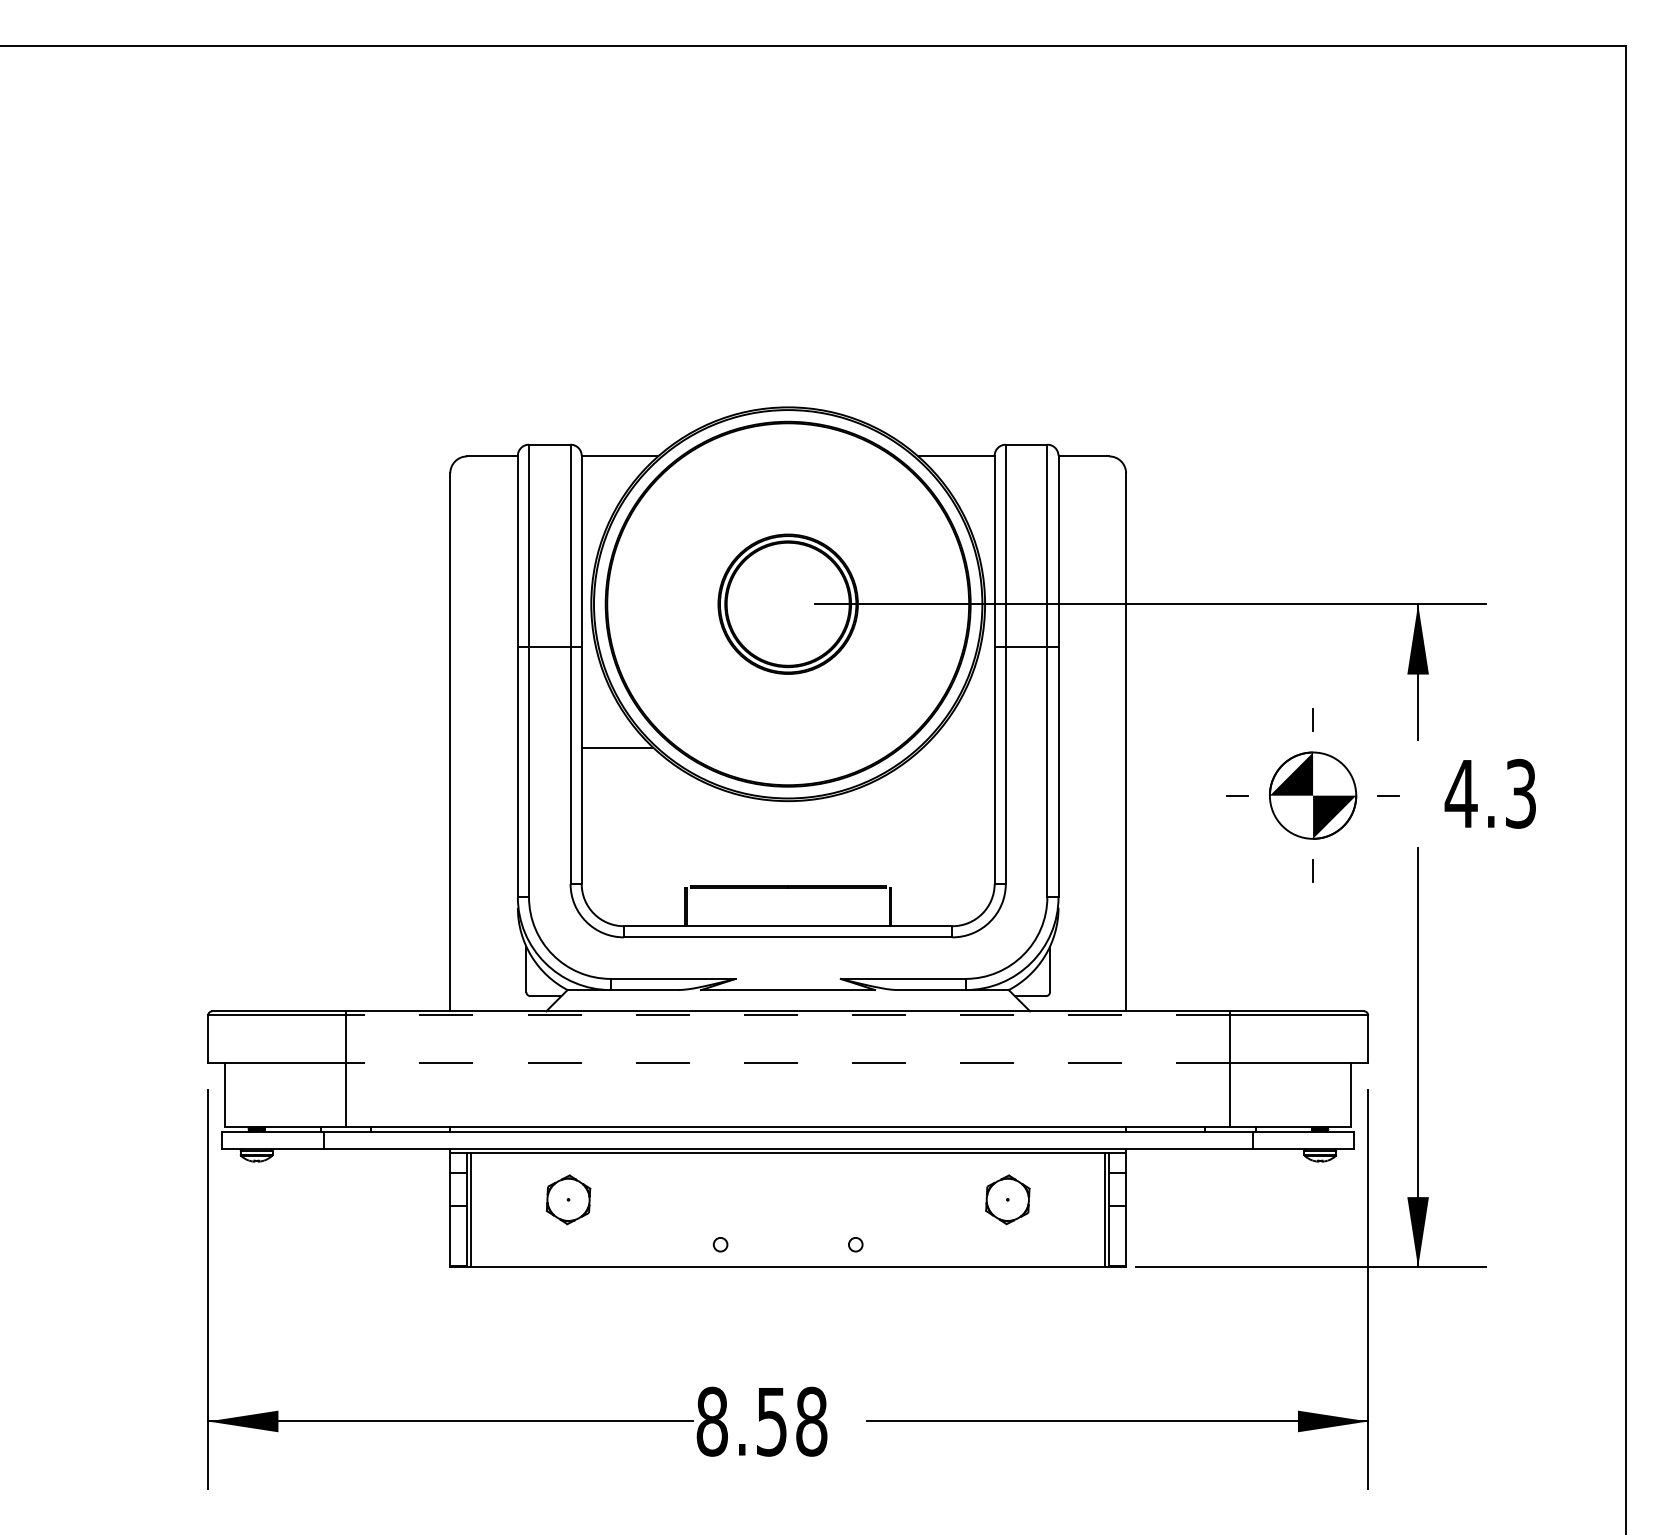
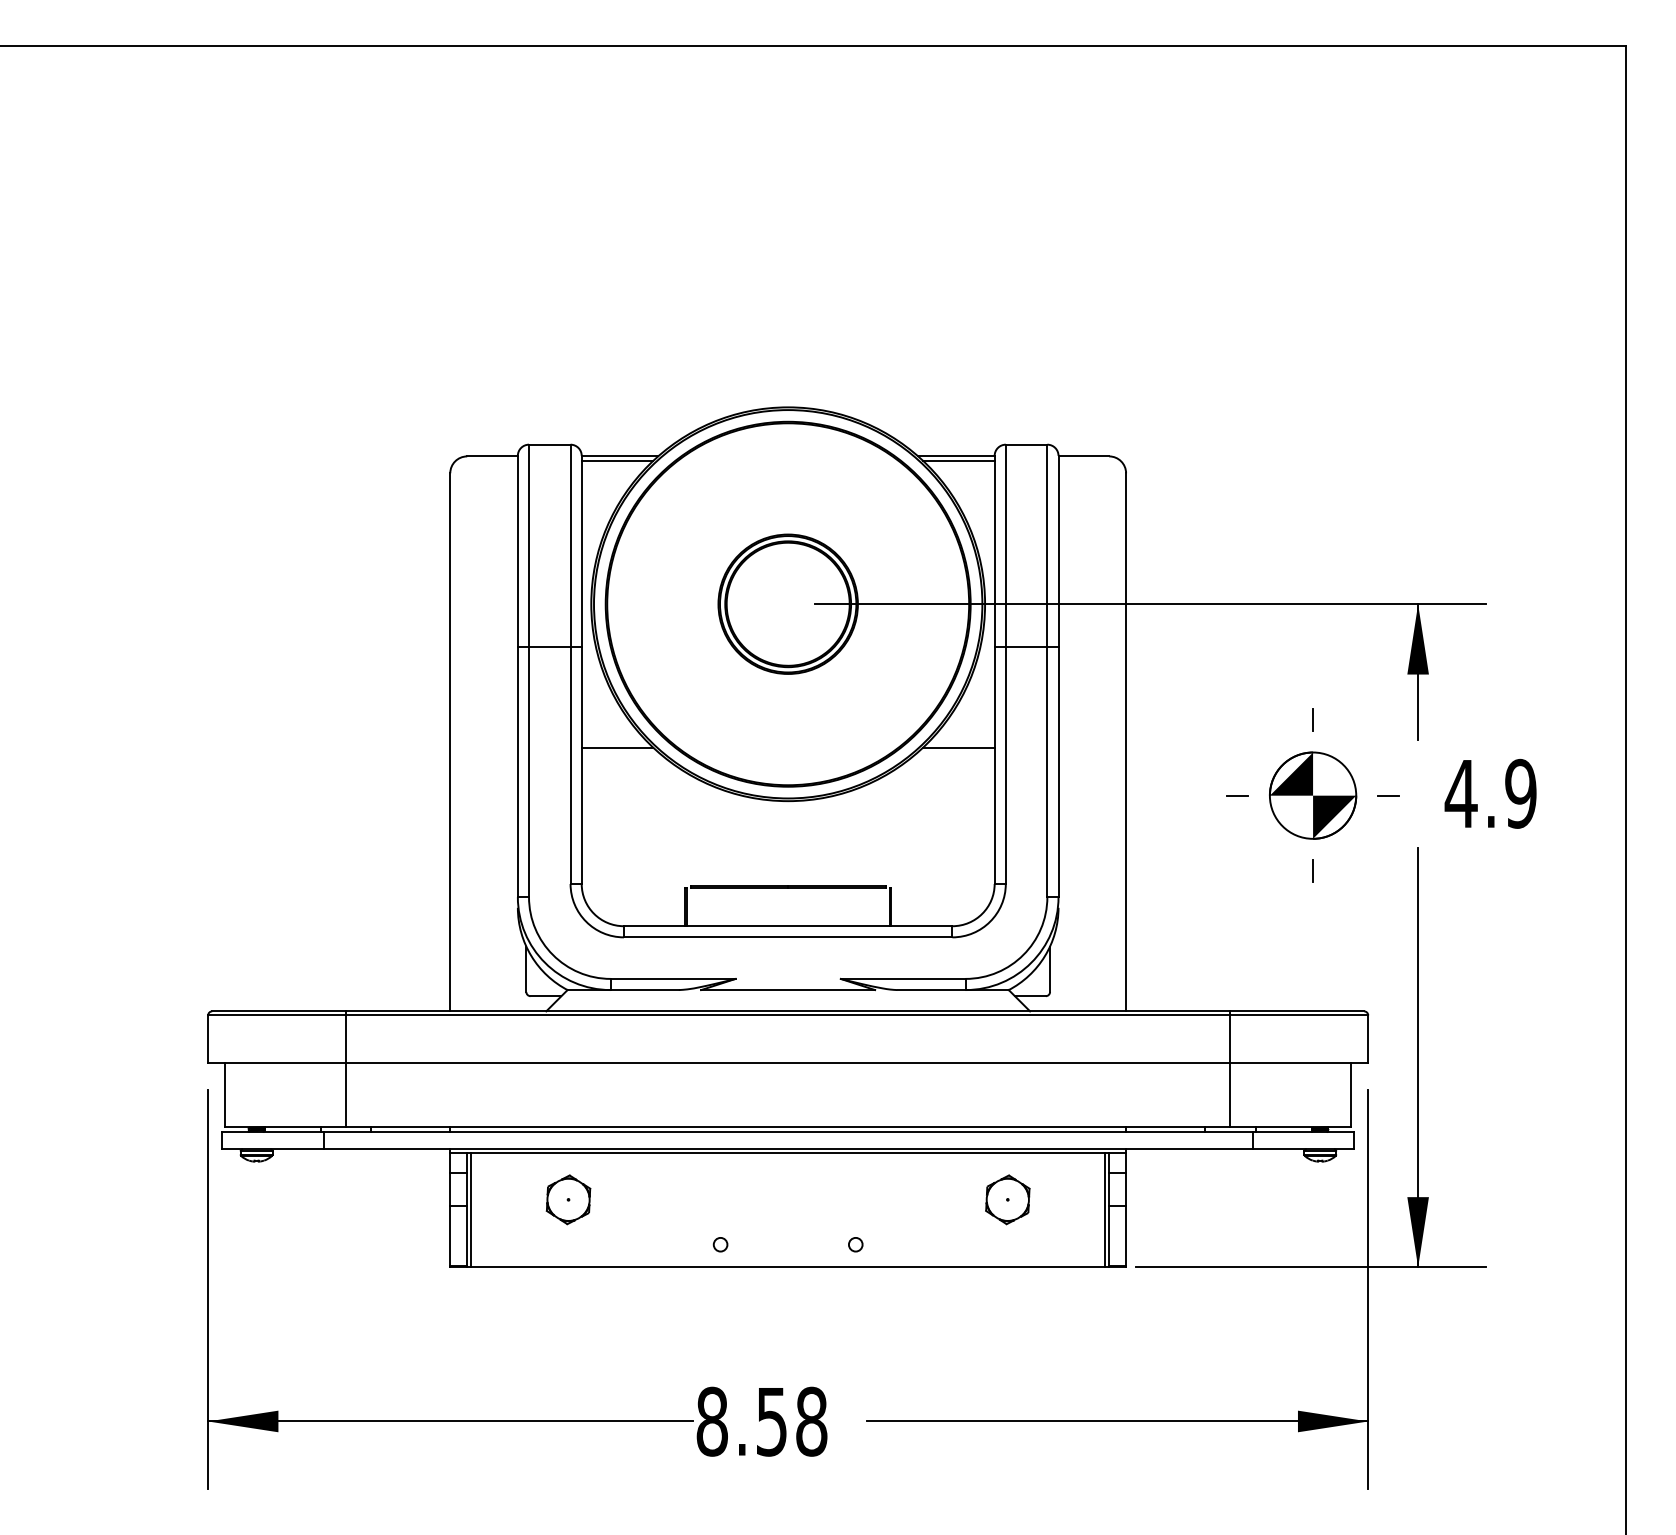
line: none -> present (617, 460)
line: none -> present (958, 460)
line: none -> present (958, 747)
text: 4.3 -> 4.9 (1520, 793)
line: dashed -> solid (787, 1015)
line: dashed -> solid (787, 1062)
